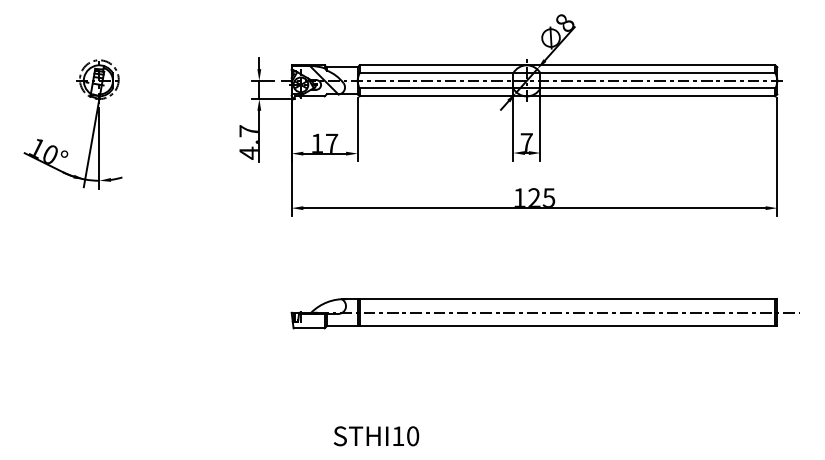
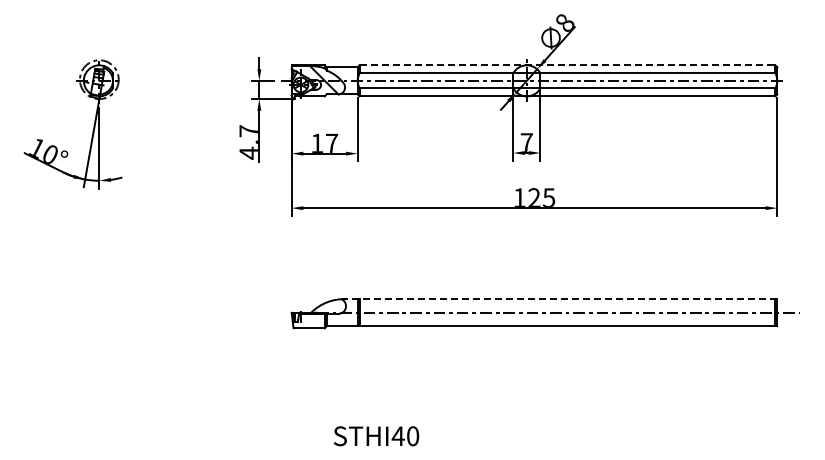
line: solid -> dashed (567, 65)
line: solid -> dashed (559, 299)
text: STHI10 -> STHI40 (397, 435)
